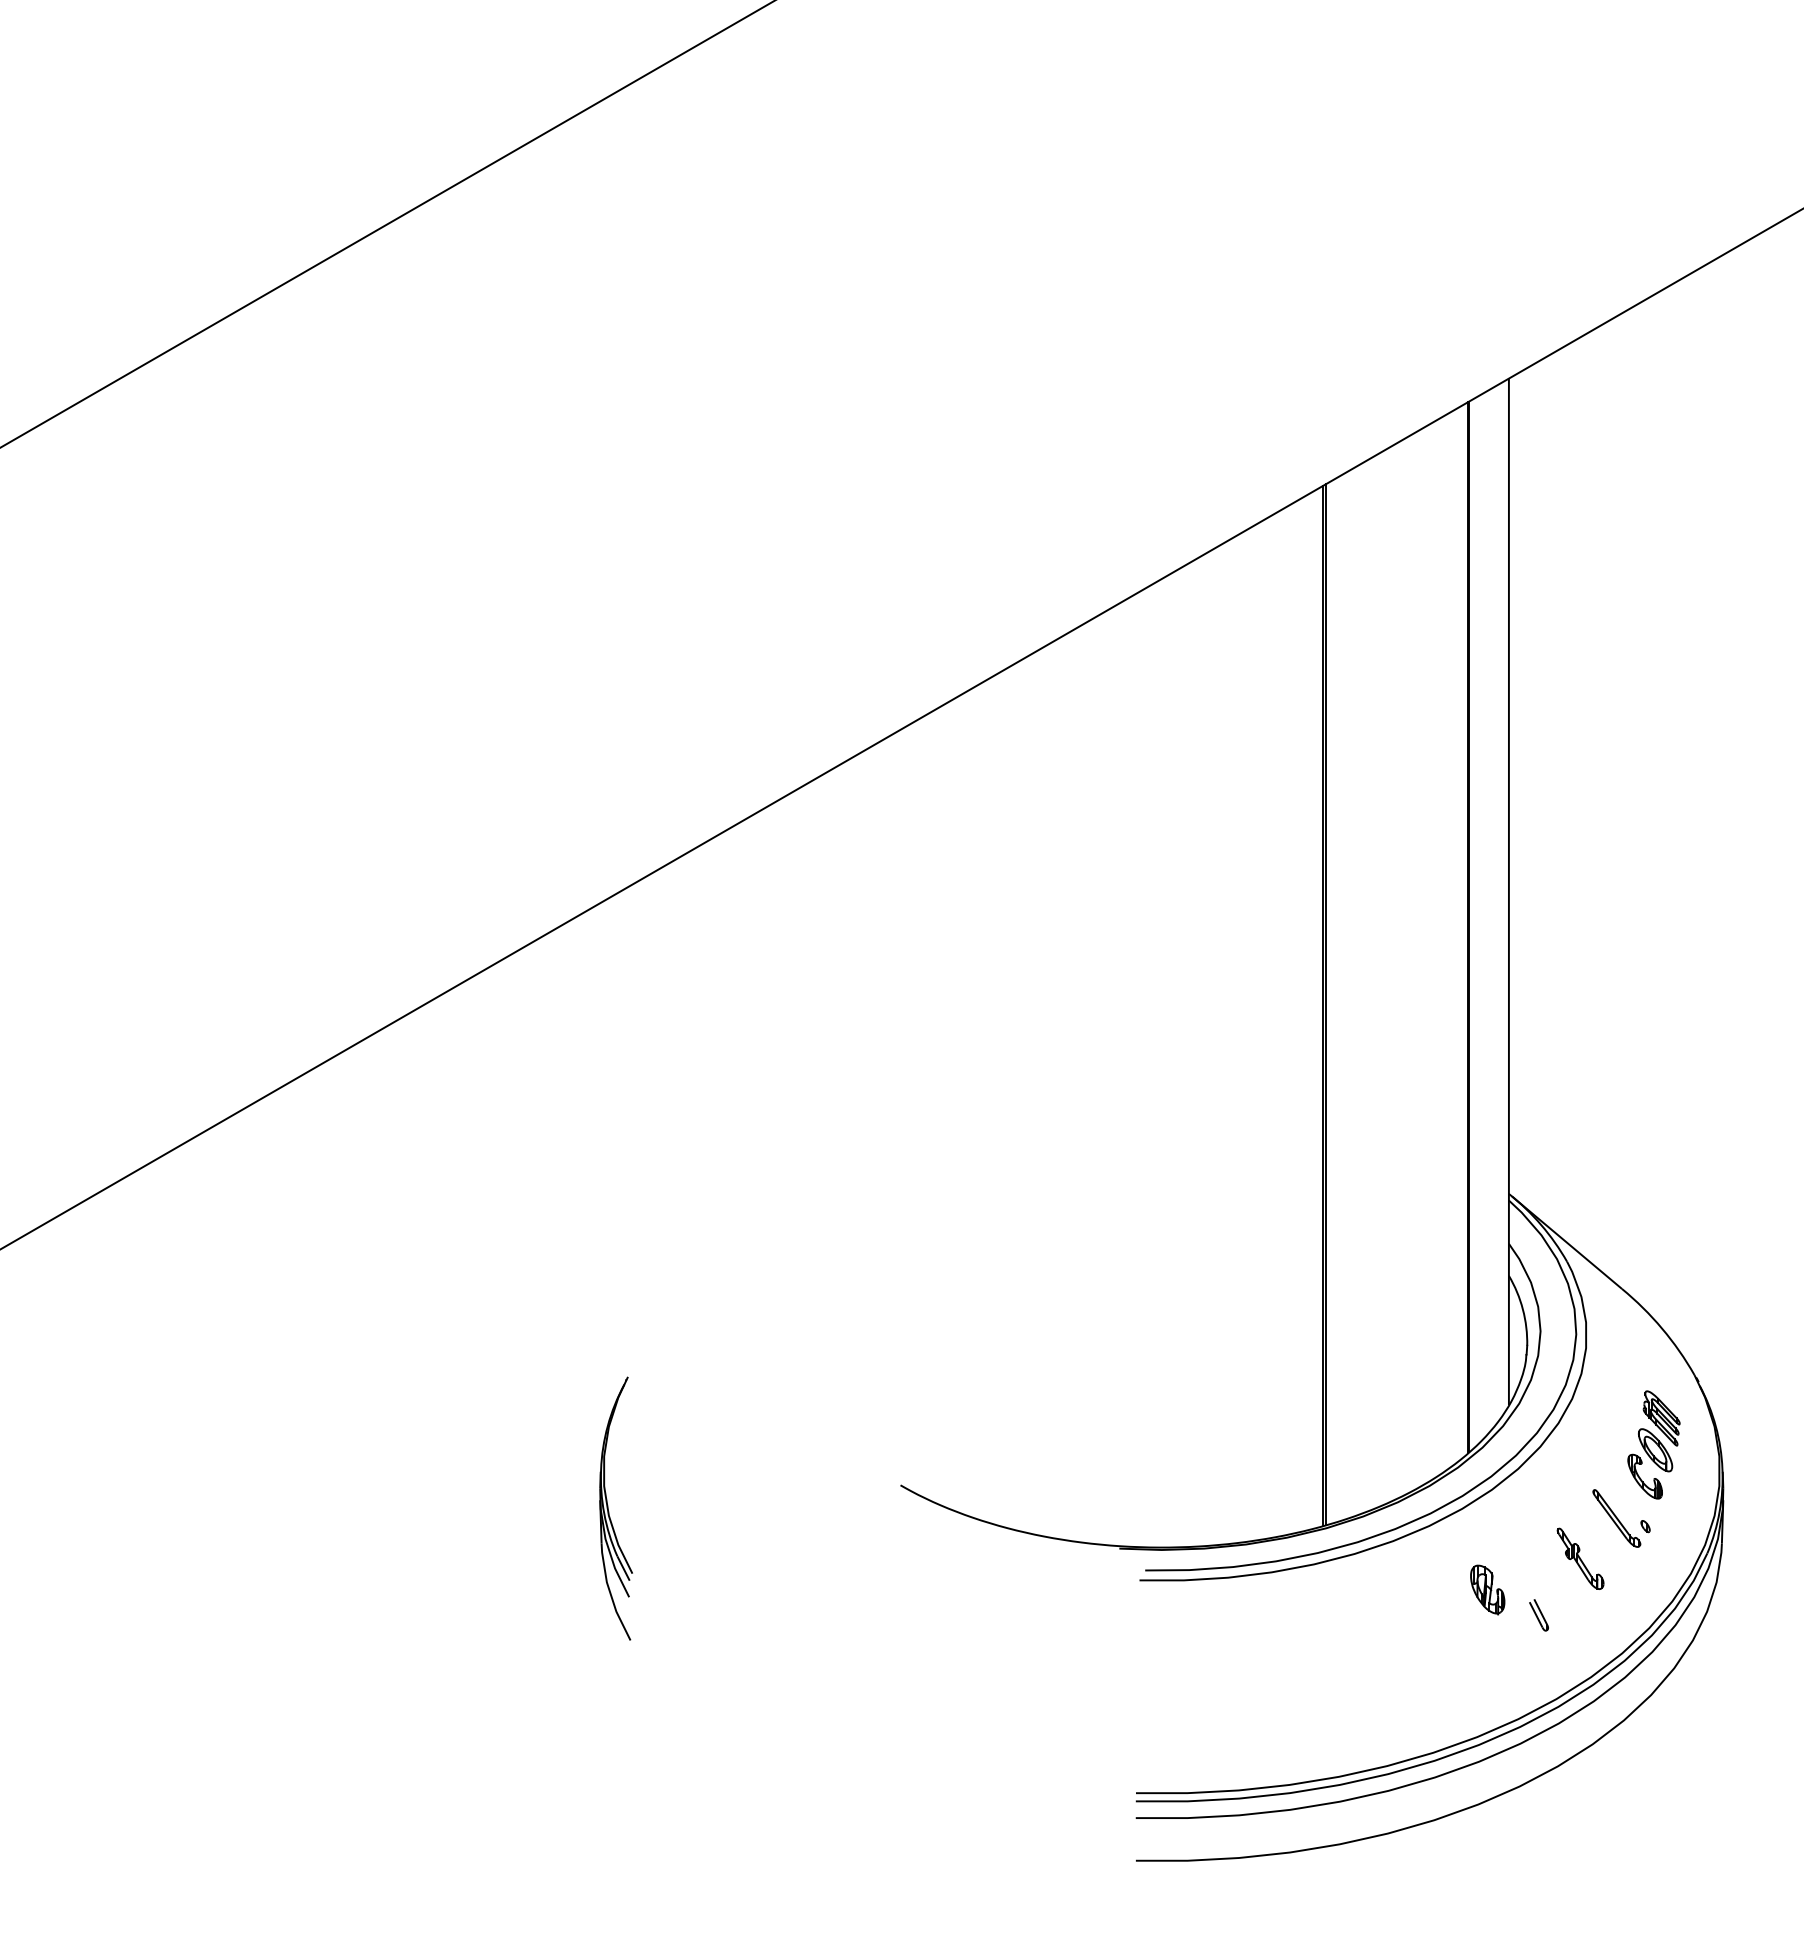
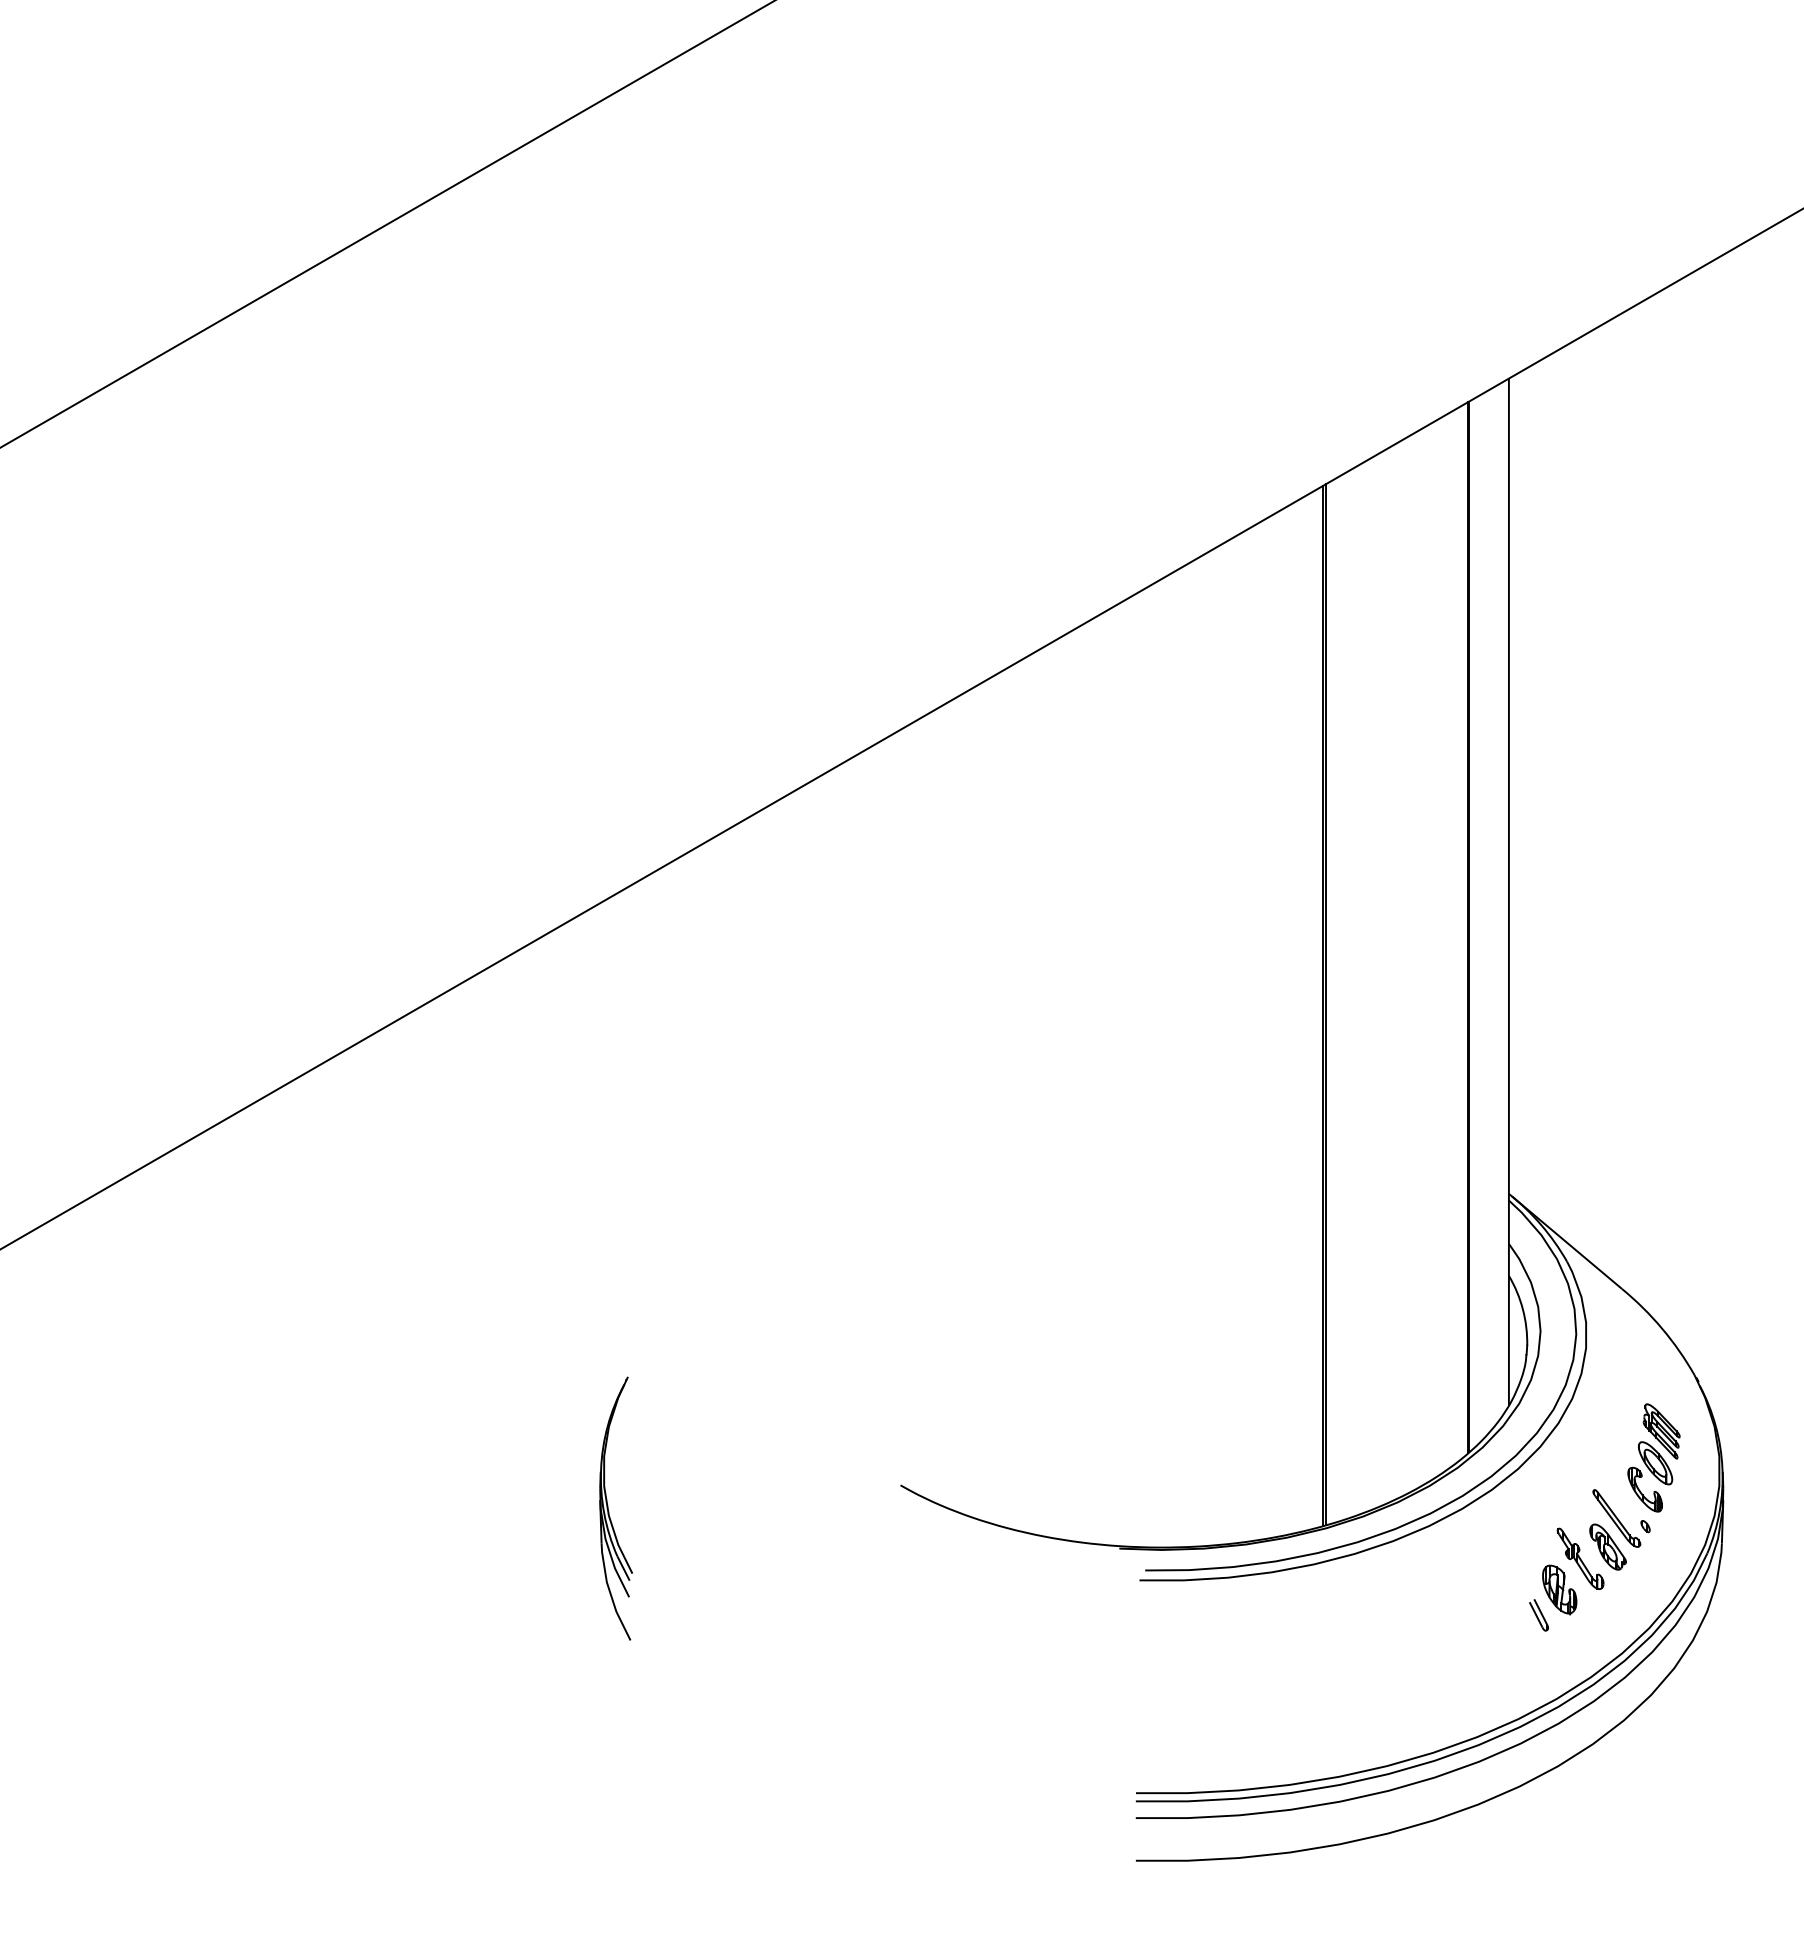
part position: (1653, 1444) -> (1653, 1457) (1653, 1457)
part: none -> present (1607, 1546)
part position: (1487, 1589) -> (1559, 1589) (1559, 1589)
